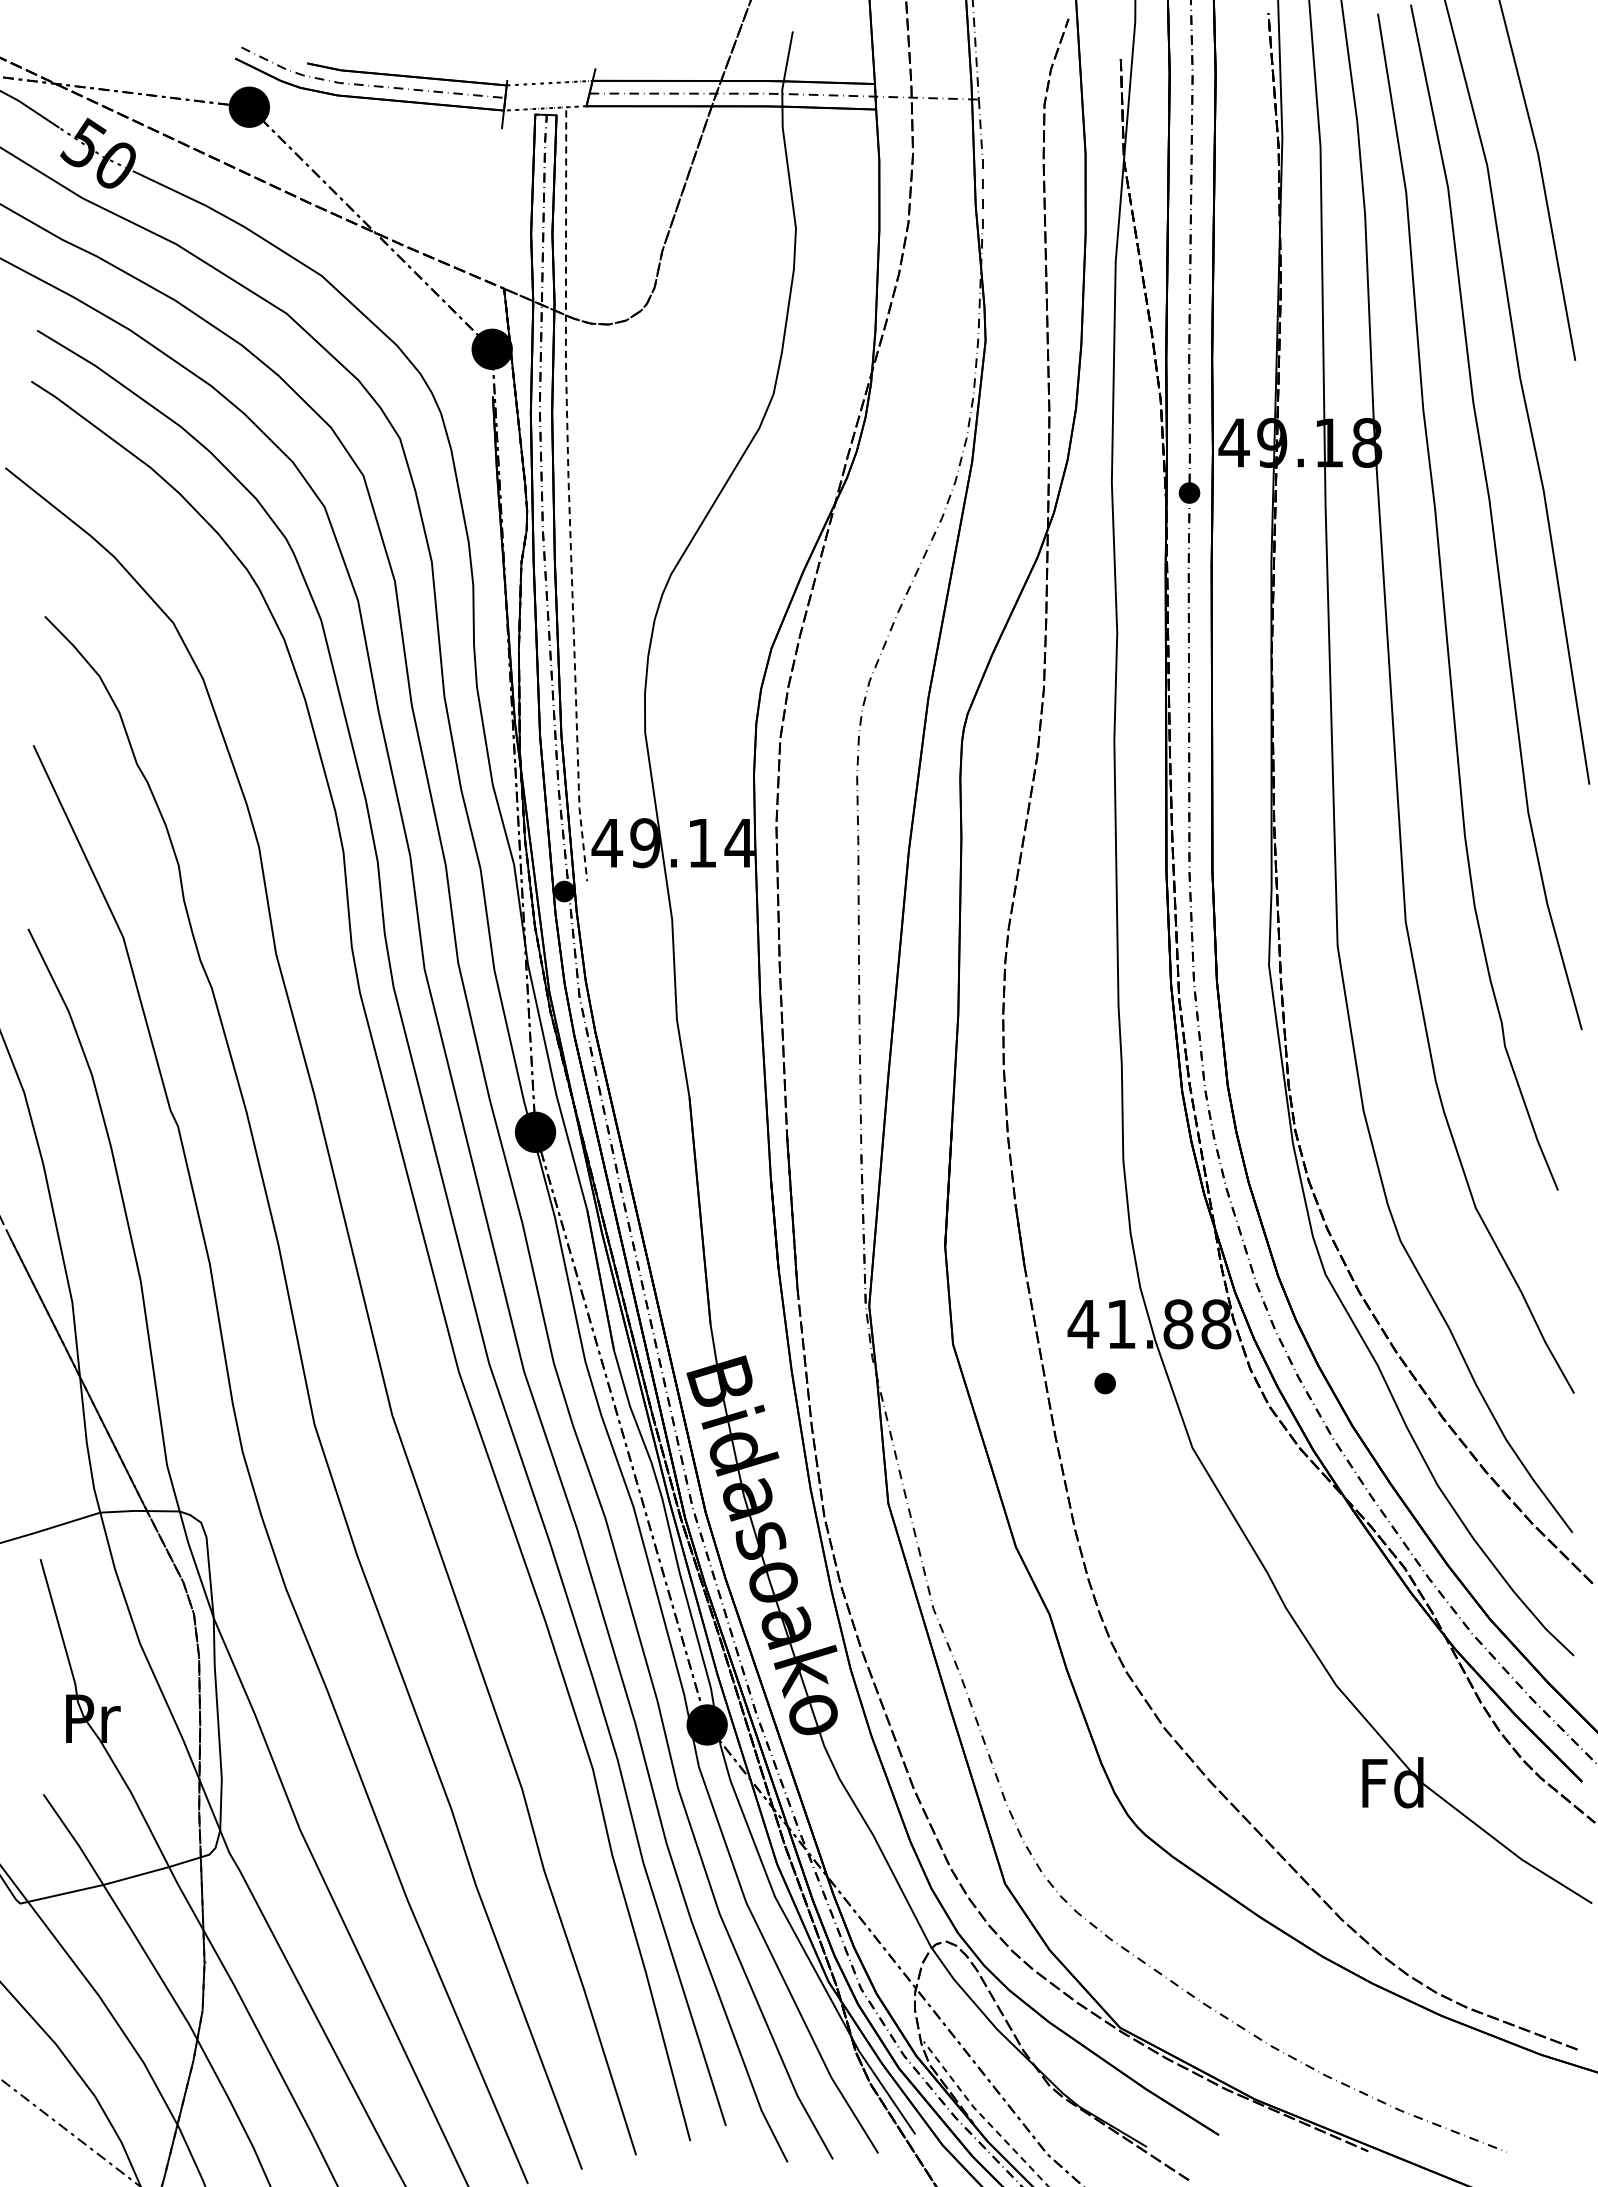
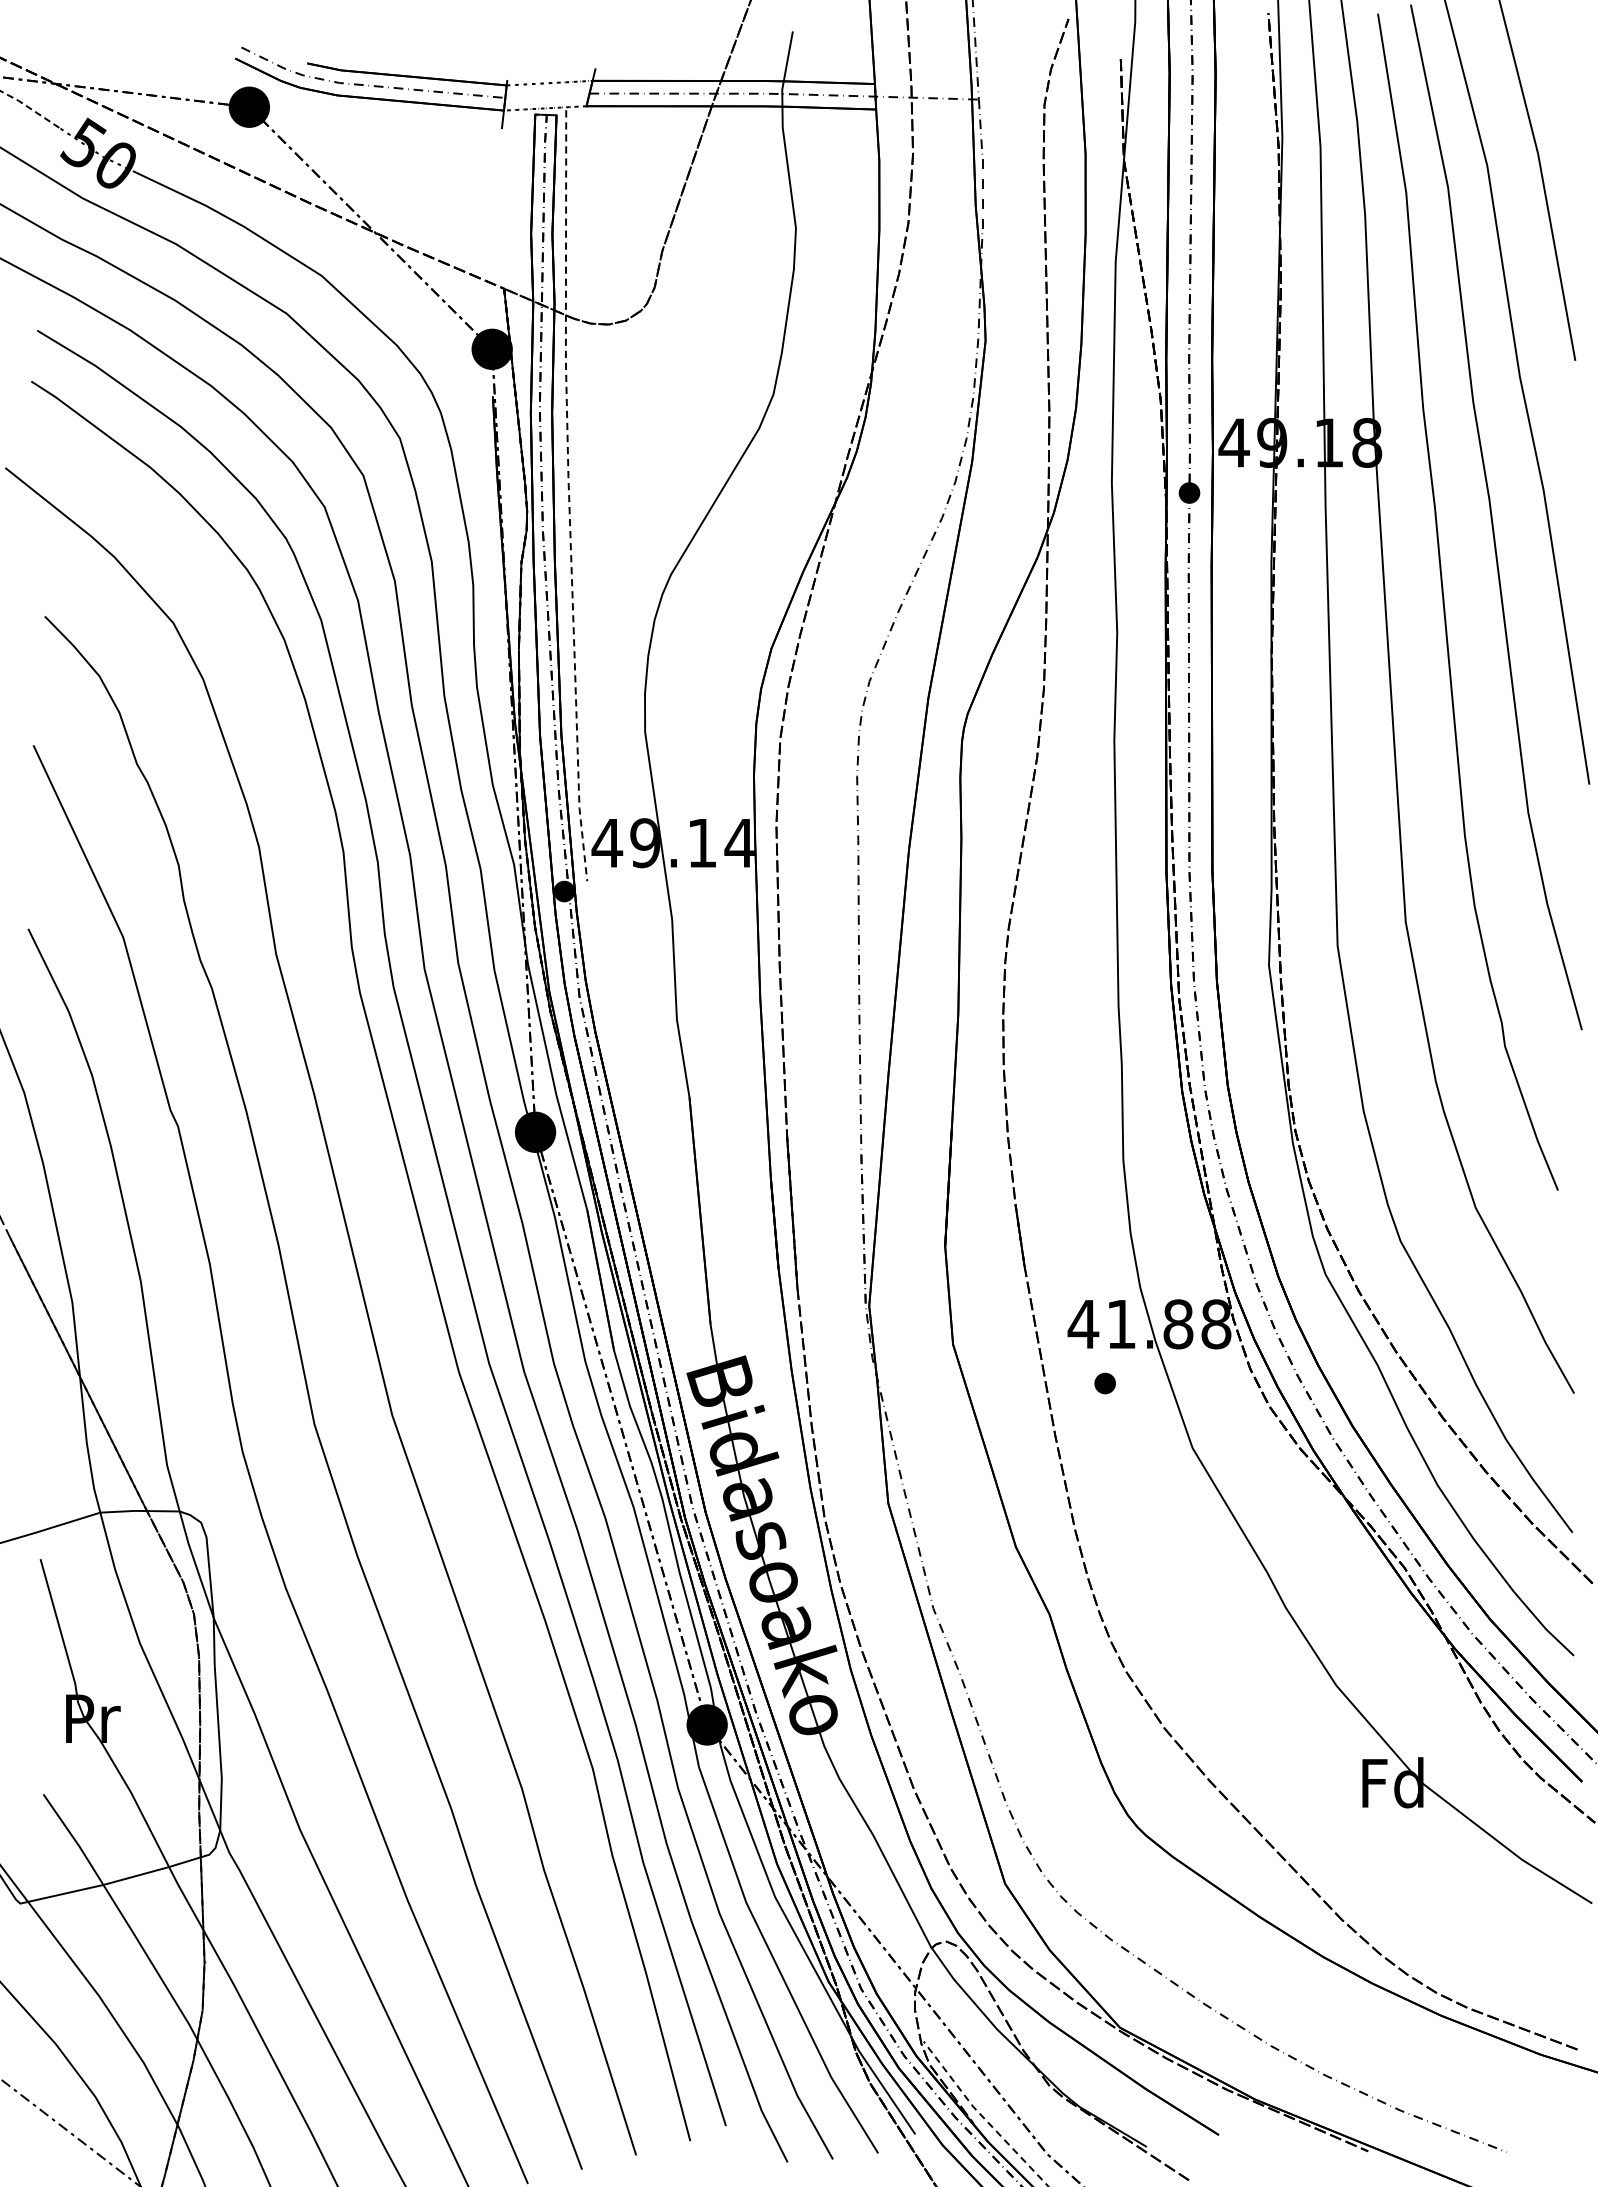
line: solid -> dashed (29, 107)
